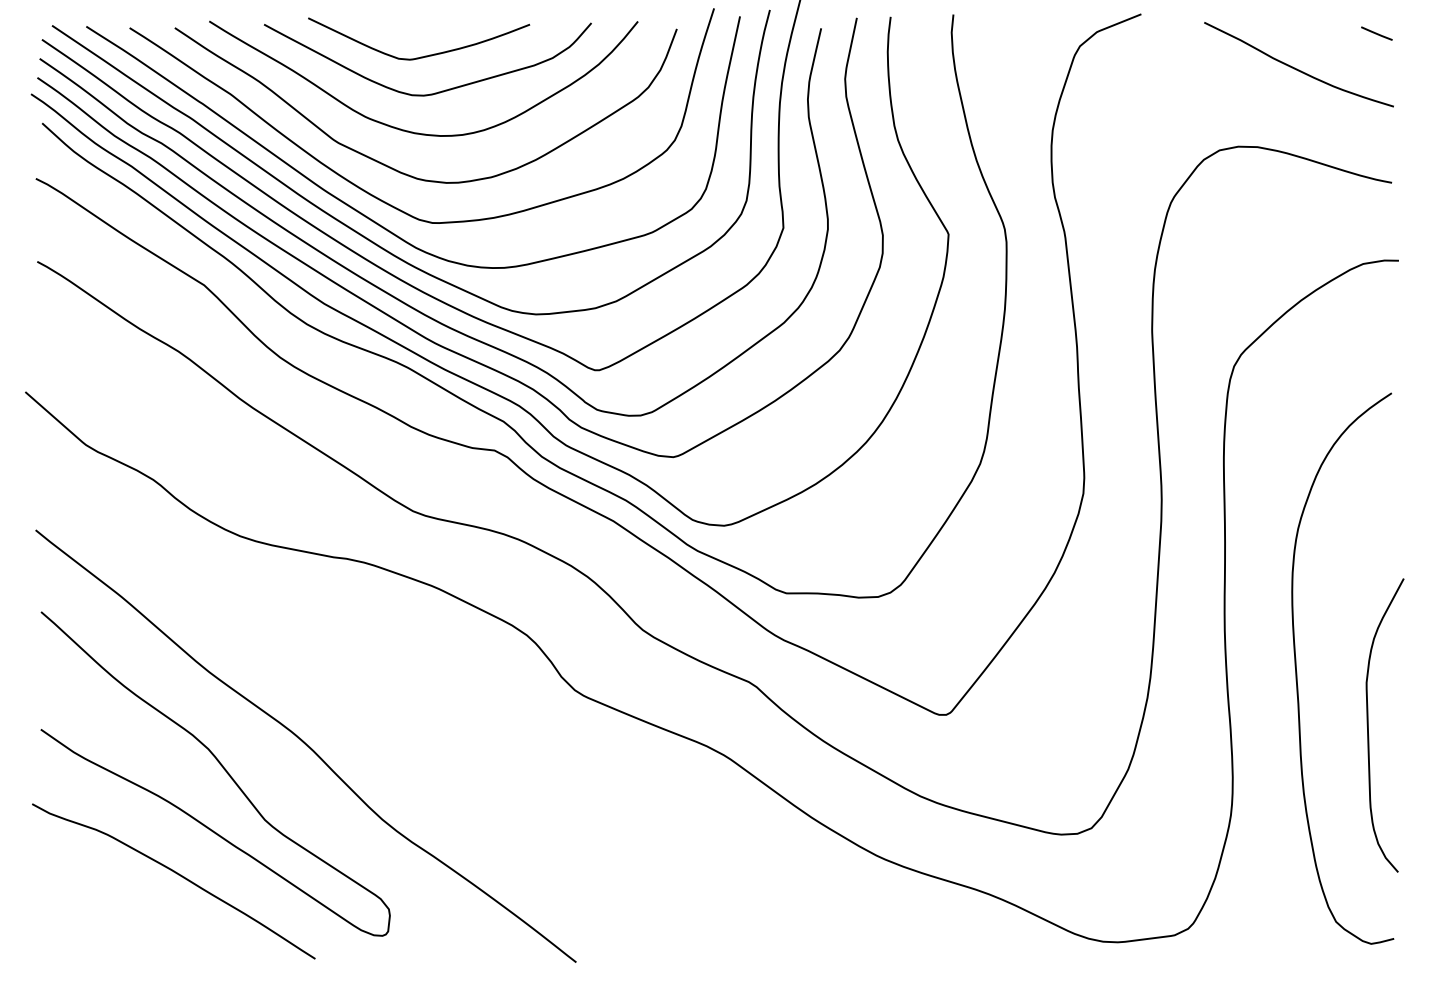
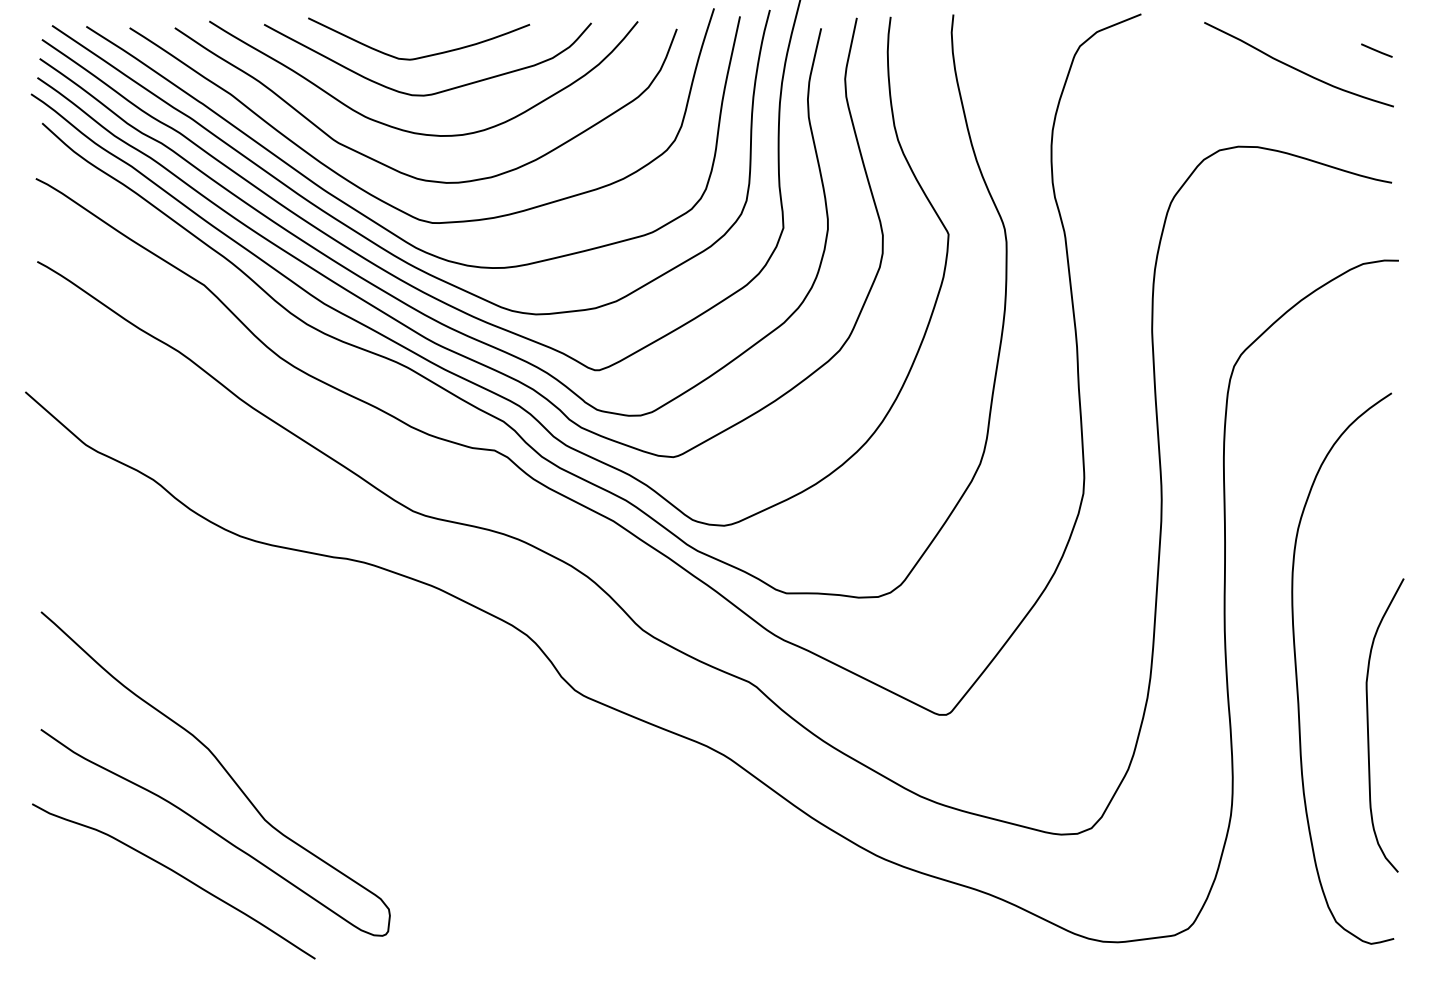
line position: (1376, 33) -> (1376, 50) (1376, 50)
curve: present -> none (305, 745)
